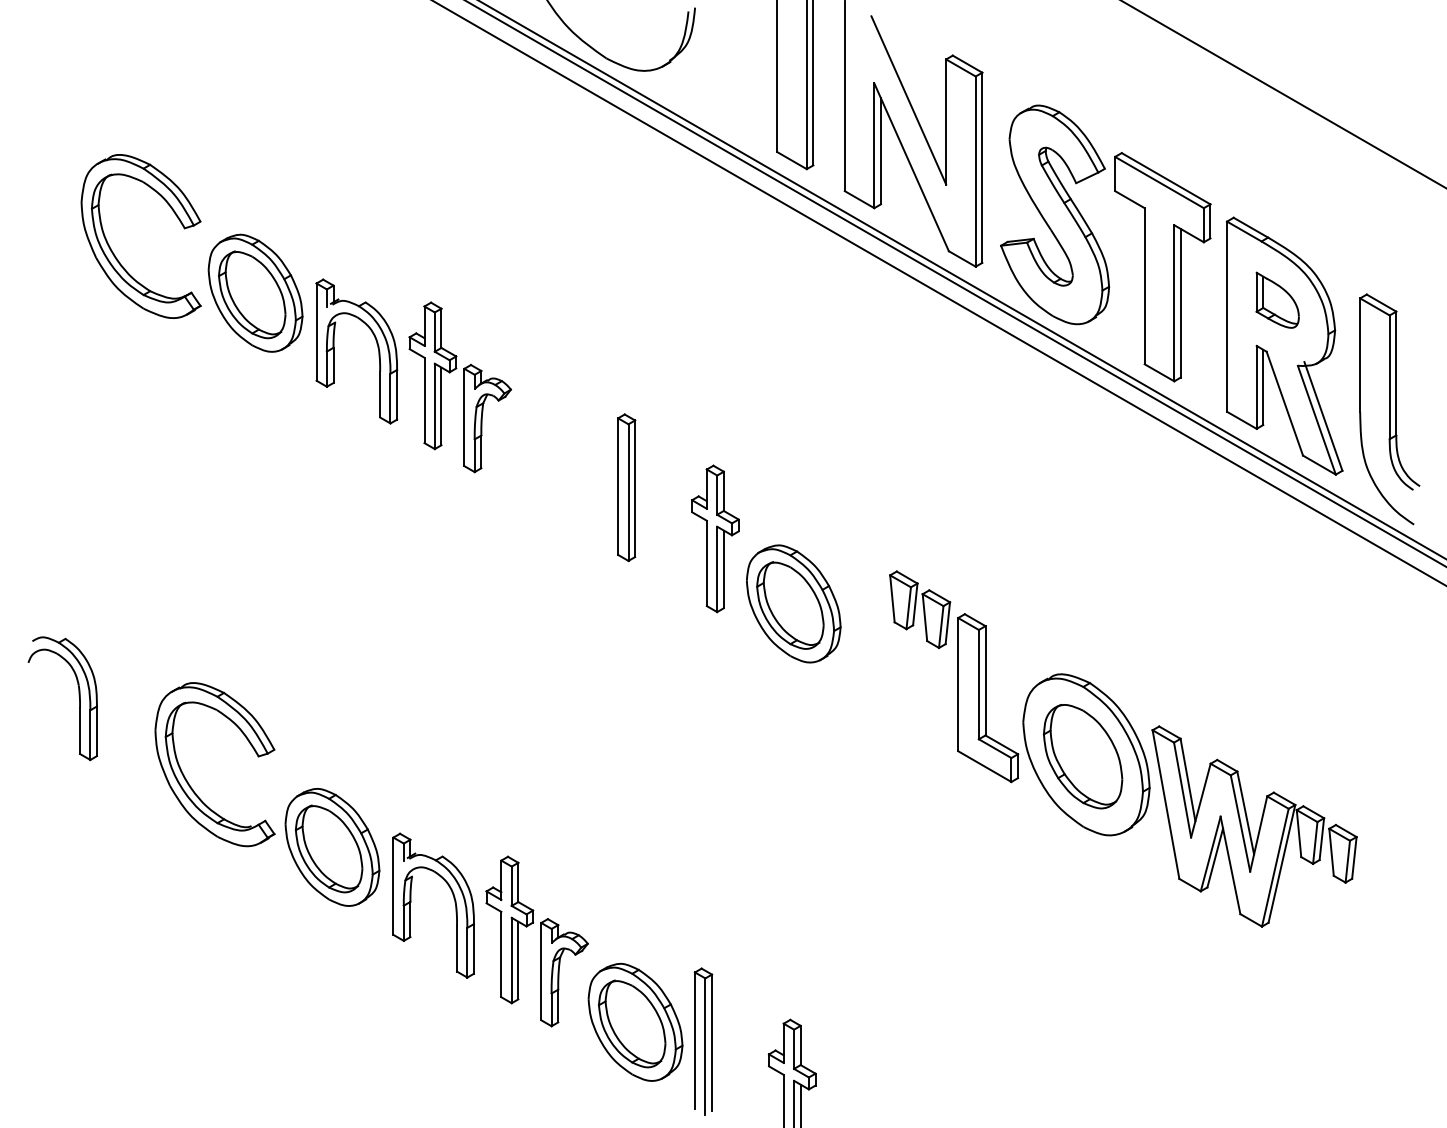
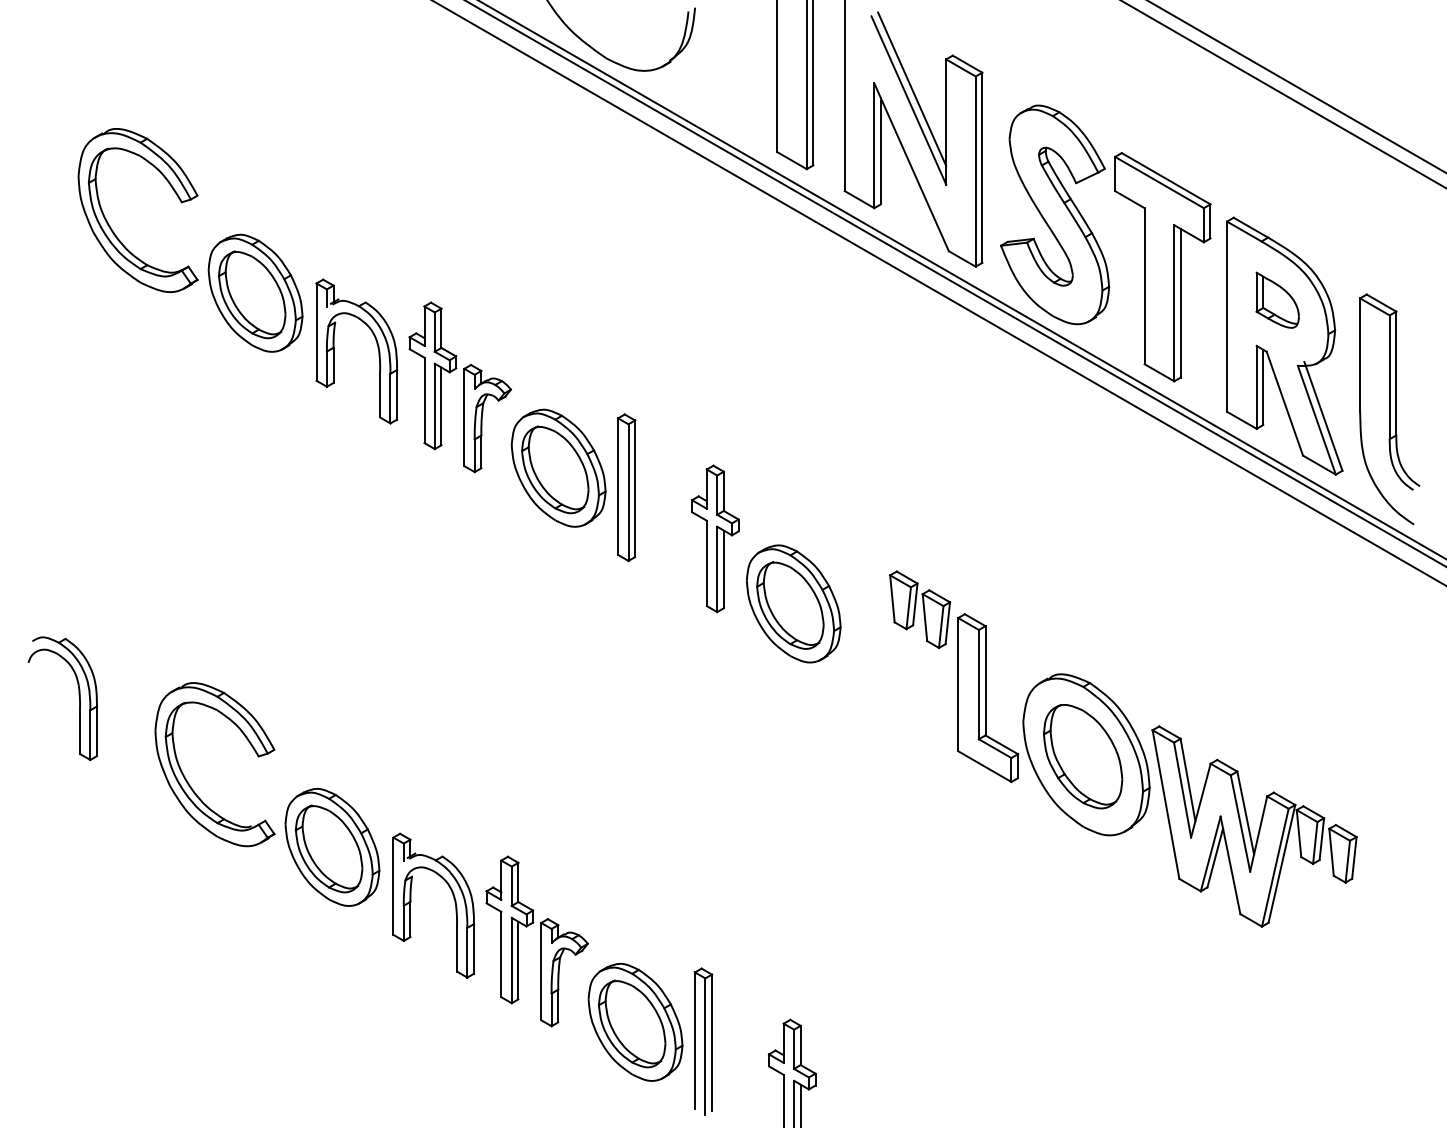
line: none -> present (1296, 86)
line: none -> present (912, 88)
part position: (114, 253) -> (111, 227) (111, 227)
part: none -> present (558, 467)
